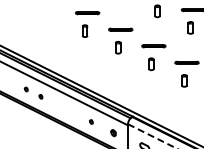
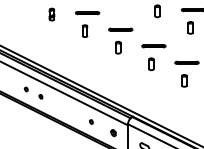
part: none -> present (51, 14)
line: dashed -> solid (152, 136)
